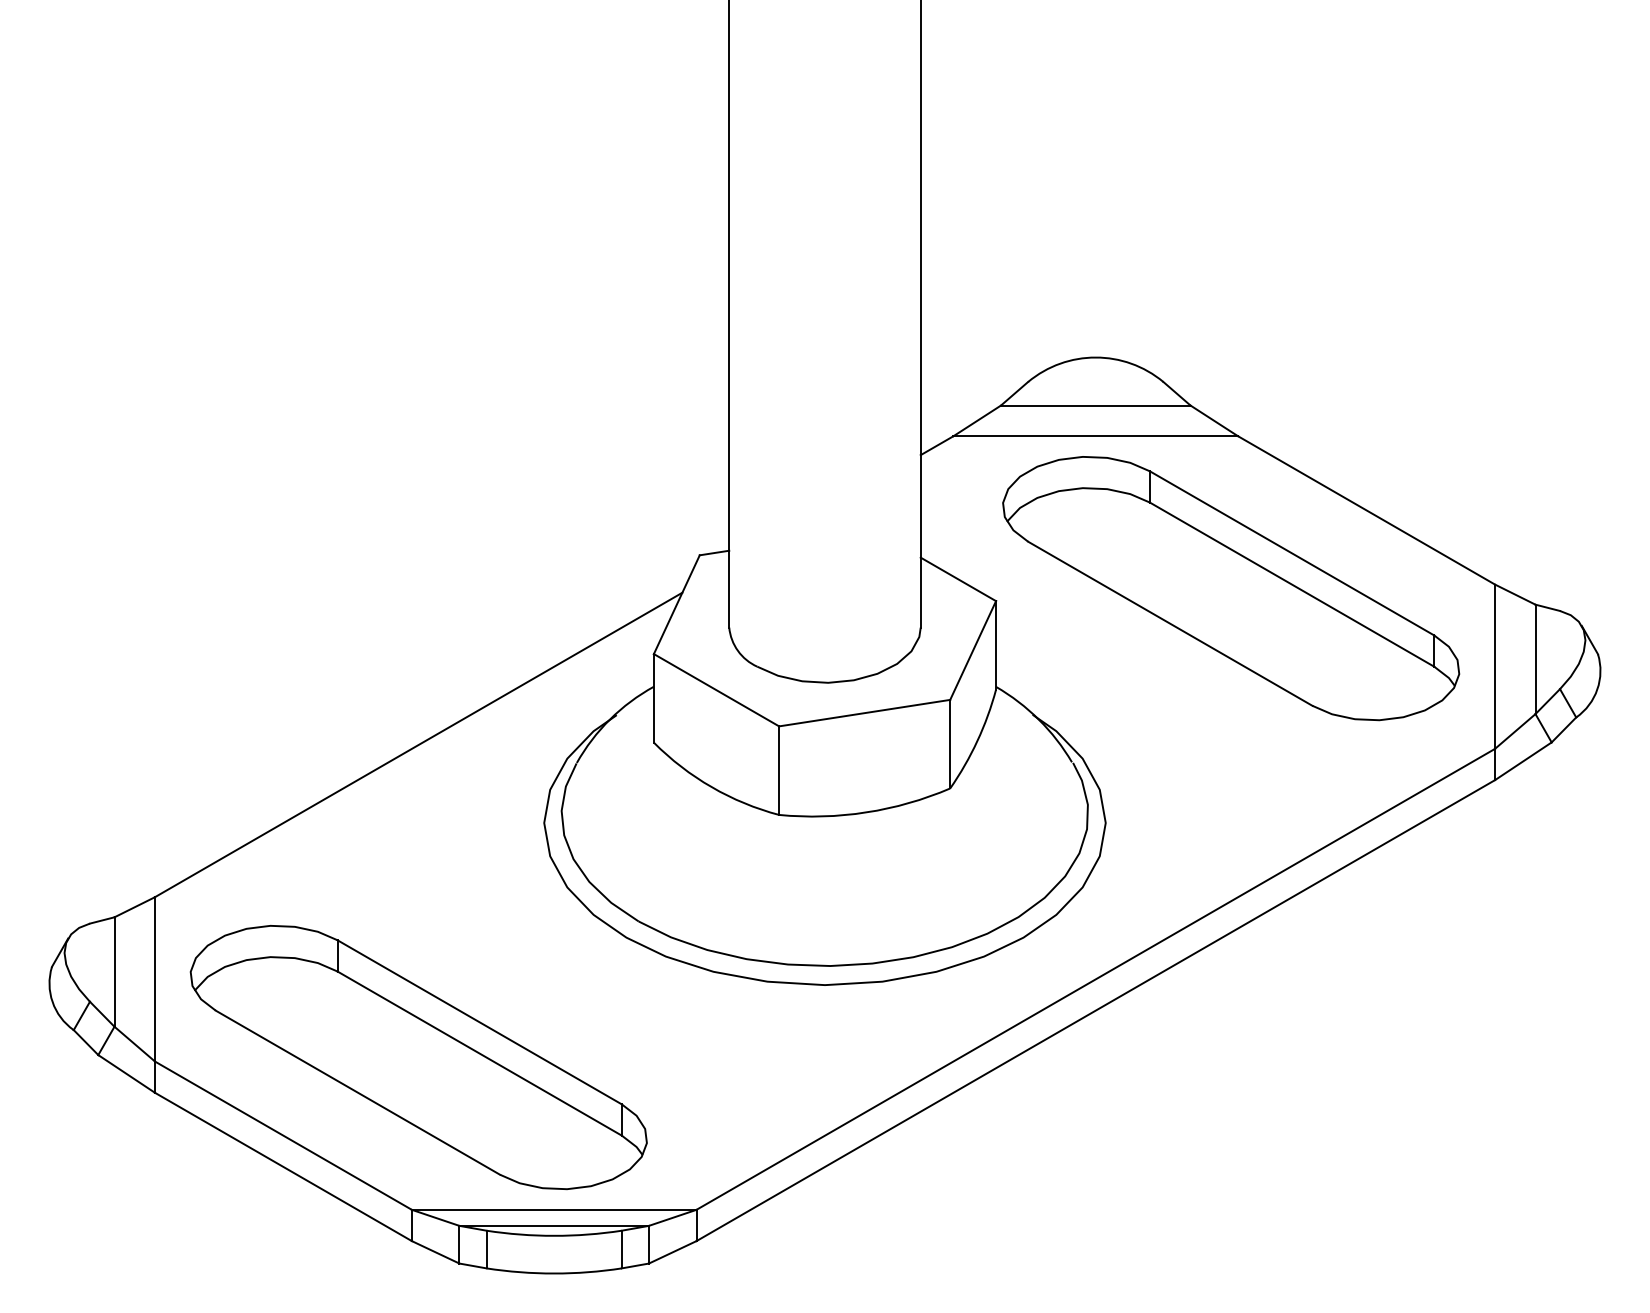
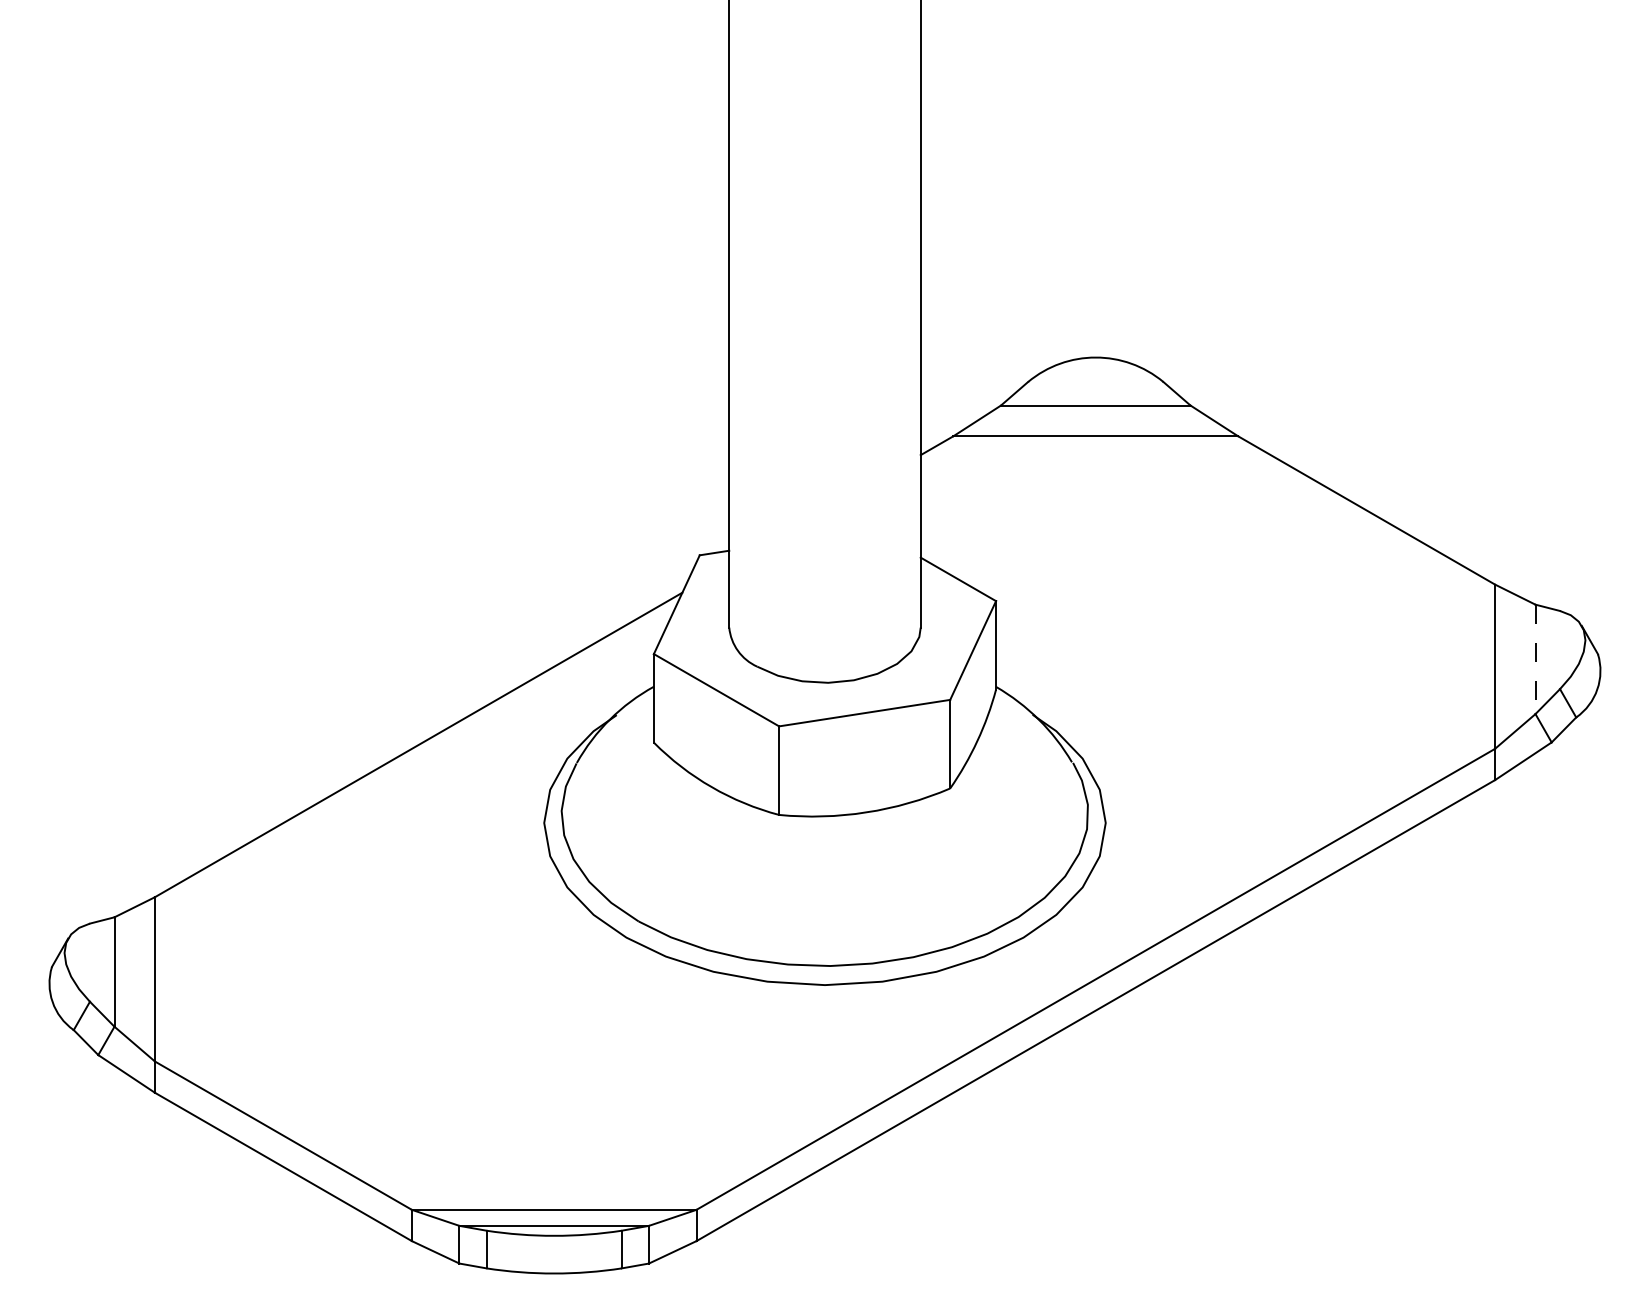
part: present -> none (1231, 588)
line: solid -> dashed (1535, 659)
part: present -> none (418, 1057)
